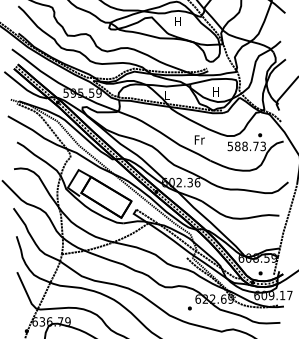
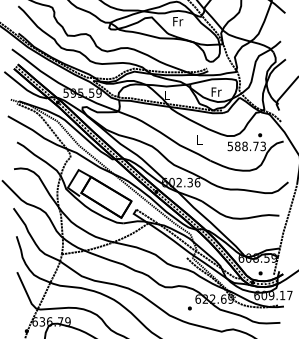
text: H -> Fr (178, 21)
text: H -> Fr (216, 91)
text: Fr -> L (199, 139)
